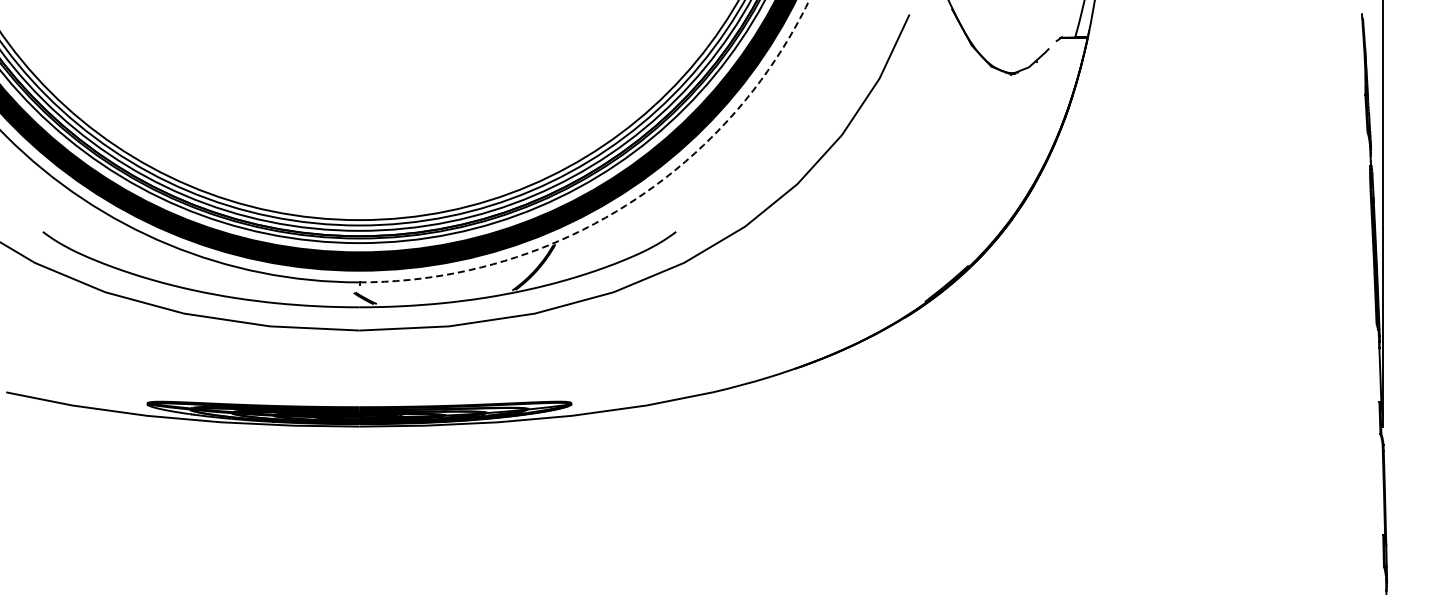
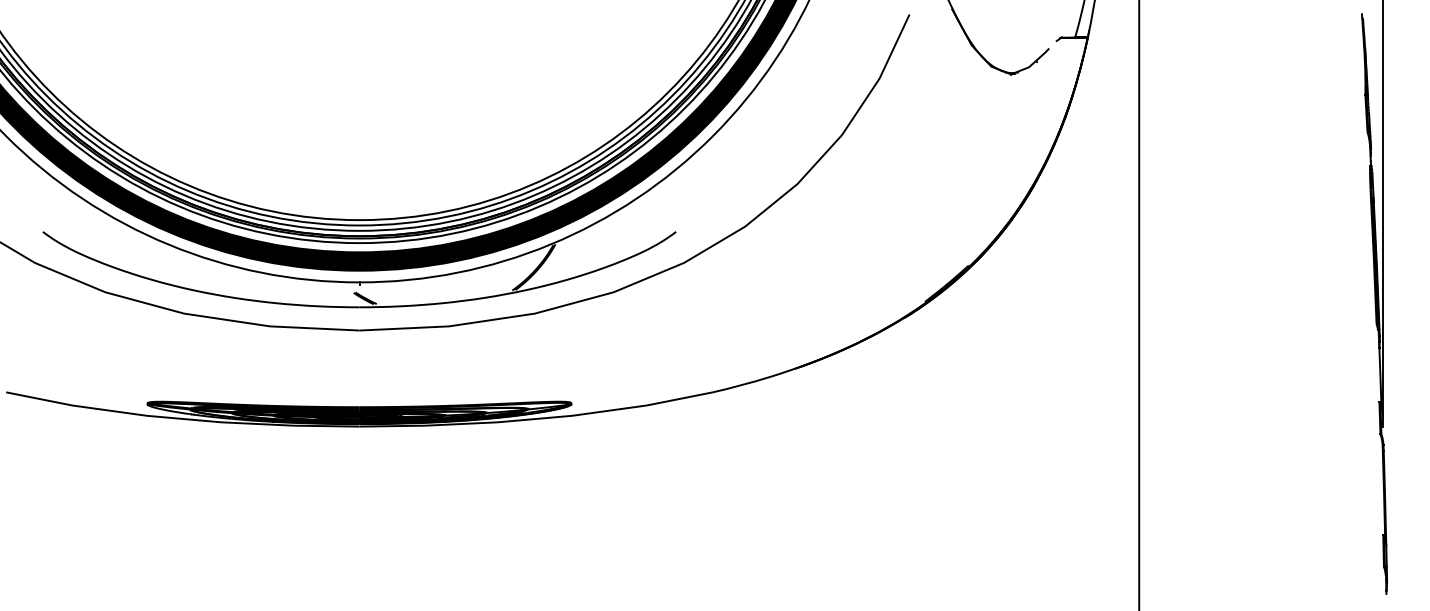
arc: dashed -> solid (625, 205)
line: none -> present (1139, 304)
